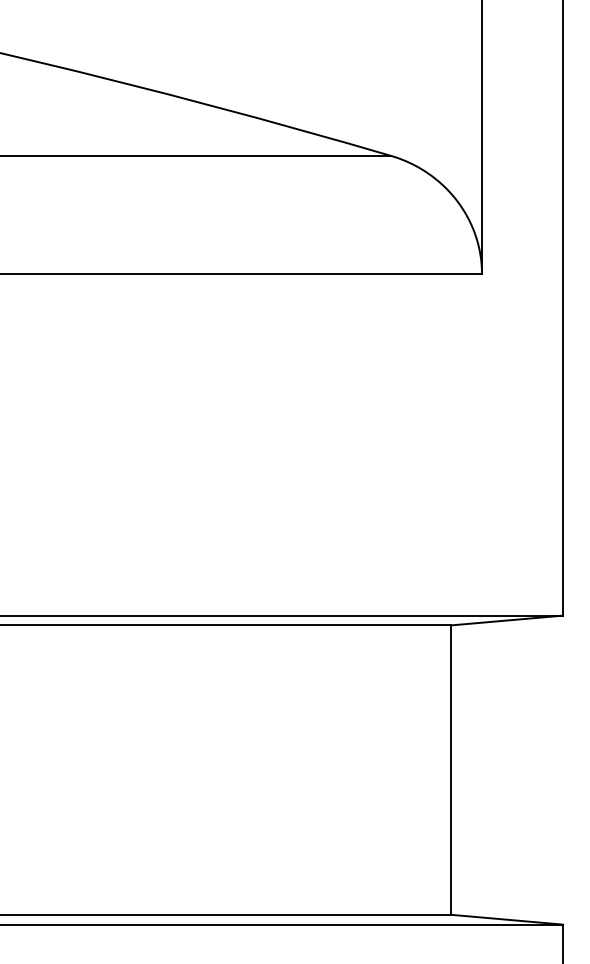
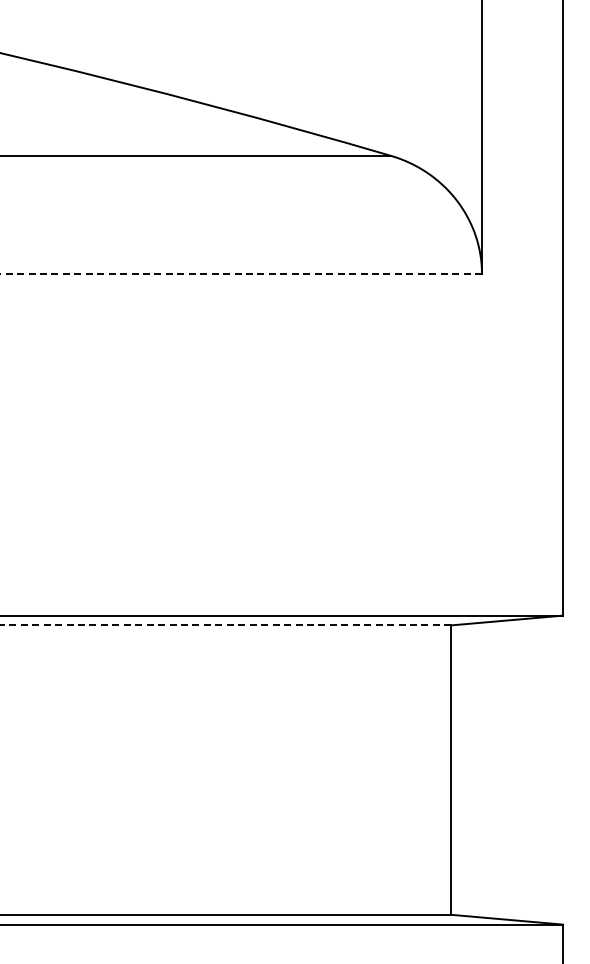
line: solid -> dashed (241, 274)
line: solid -> dashed (225, 625)
